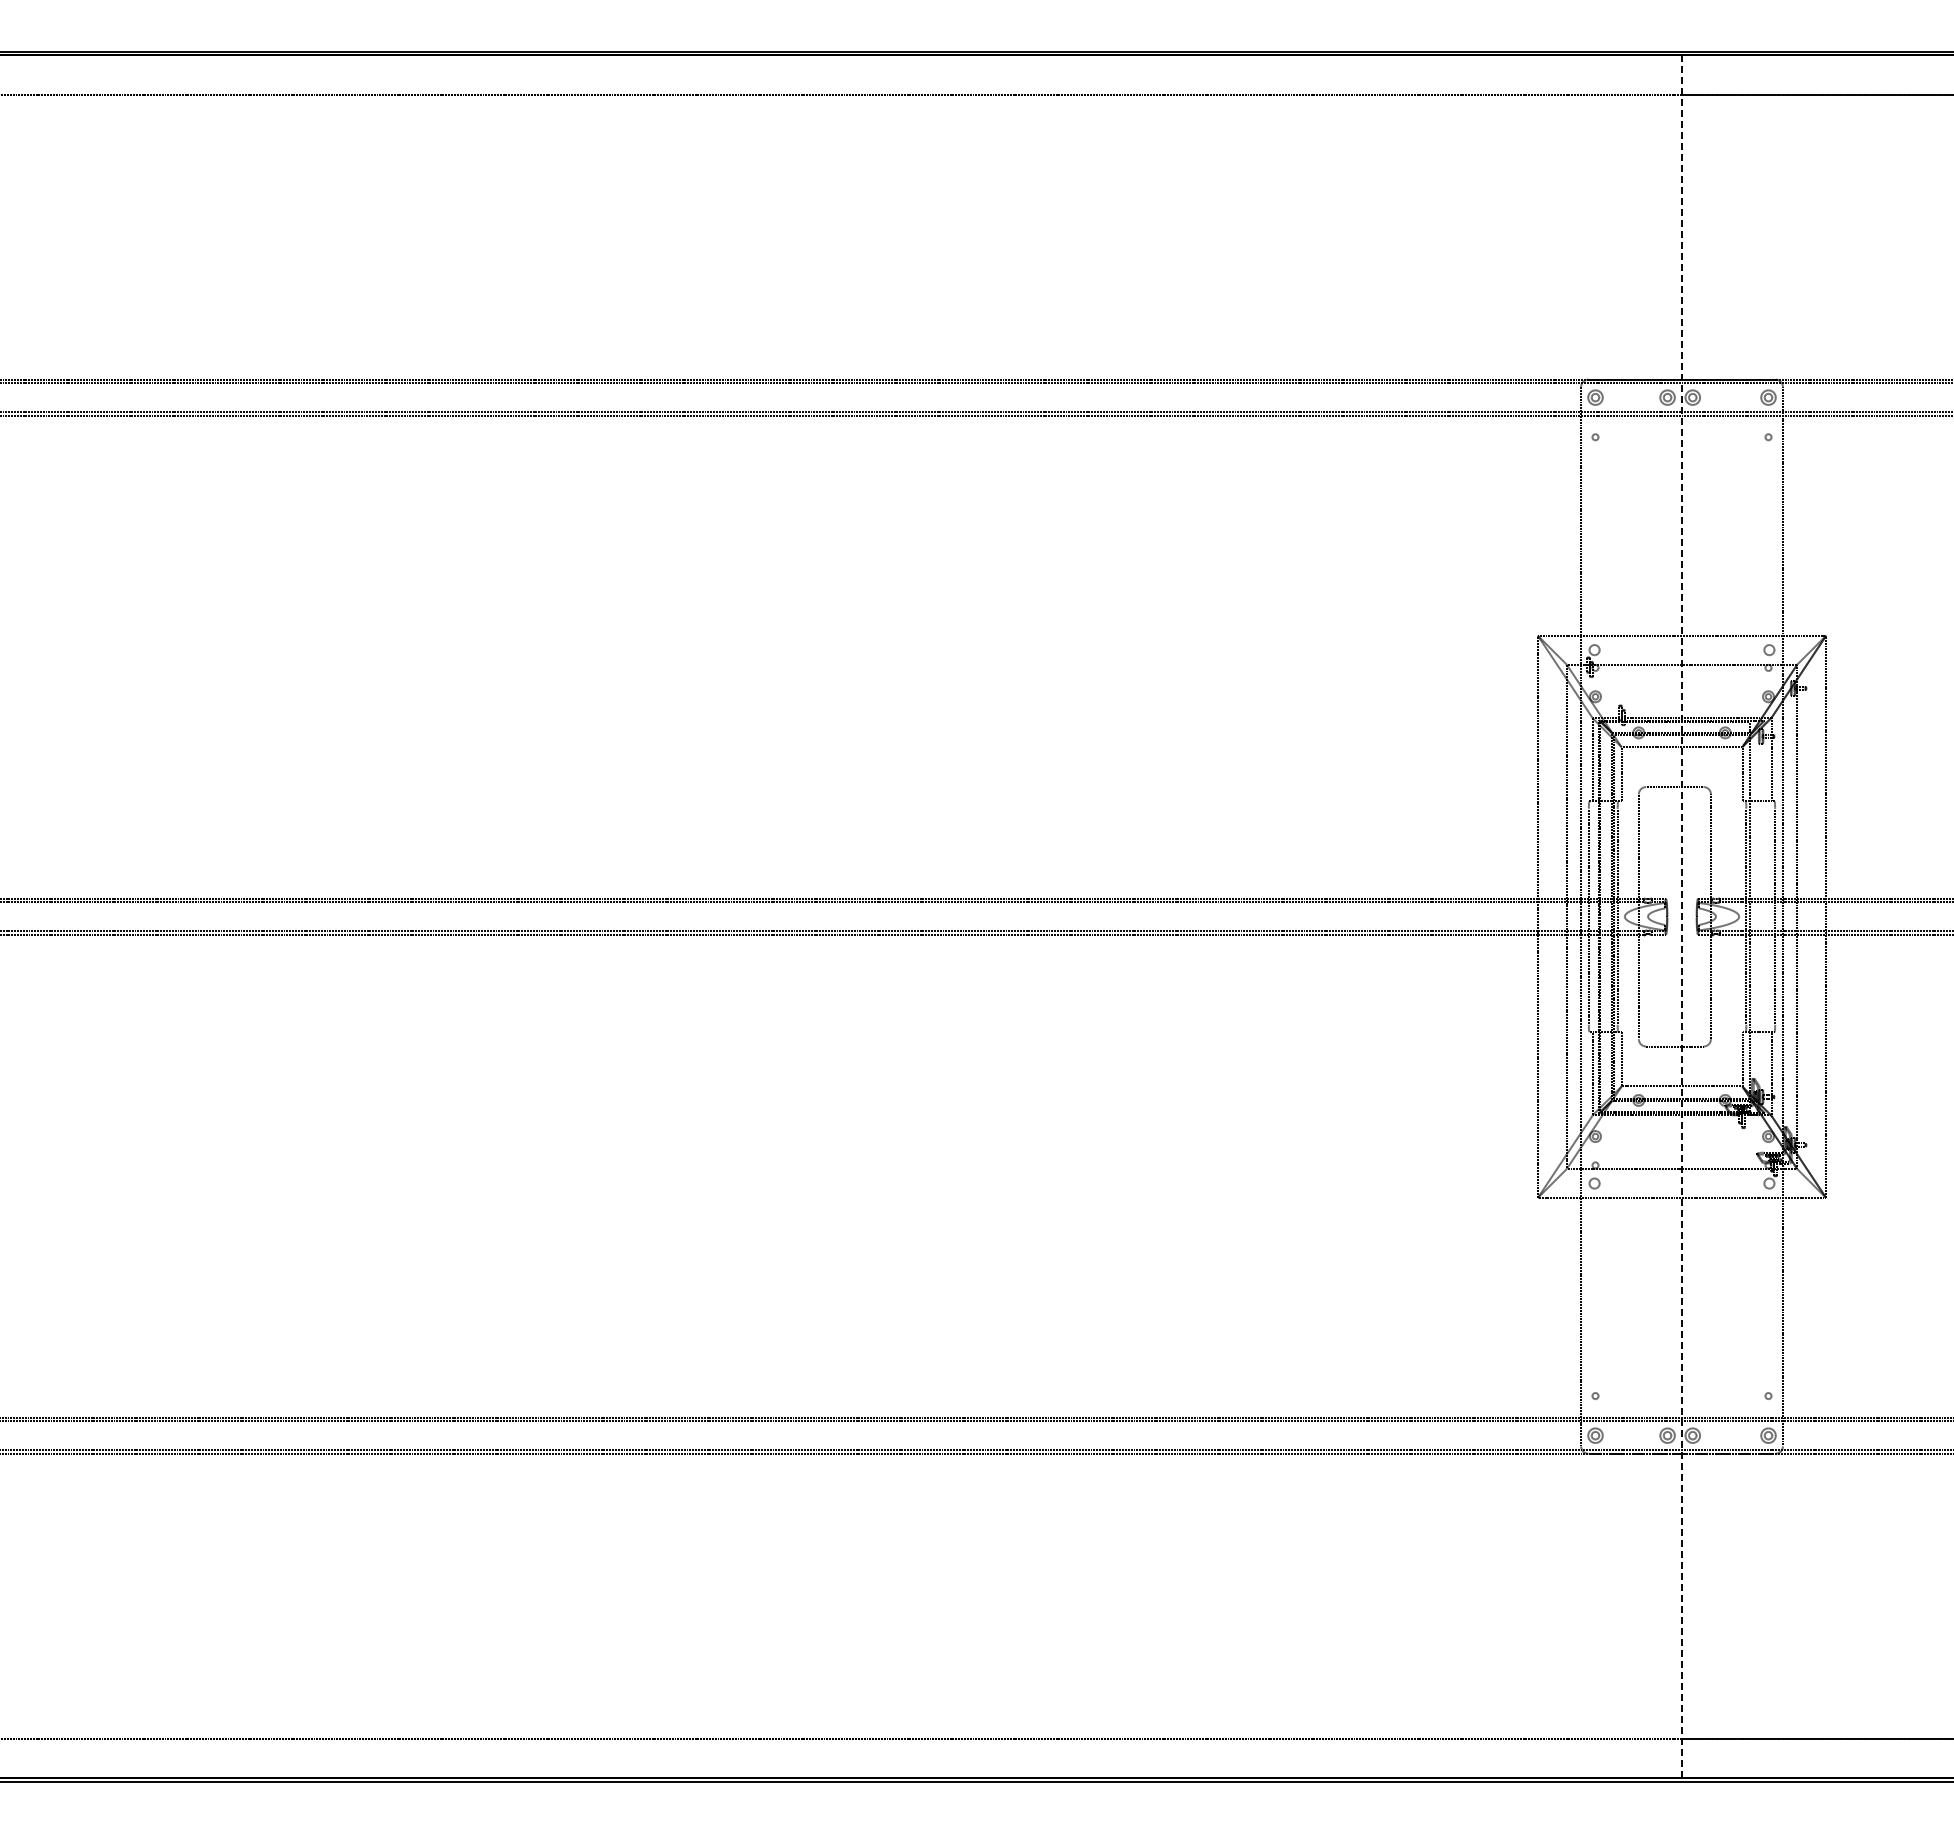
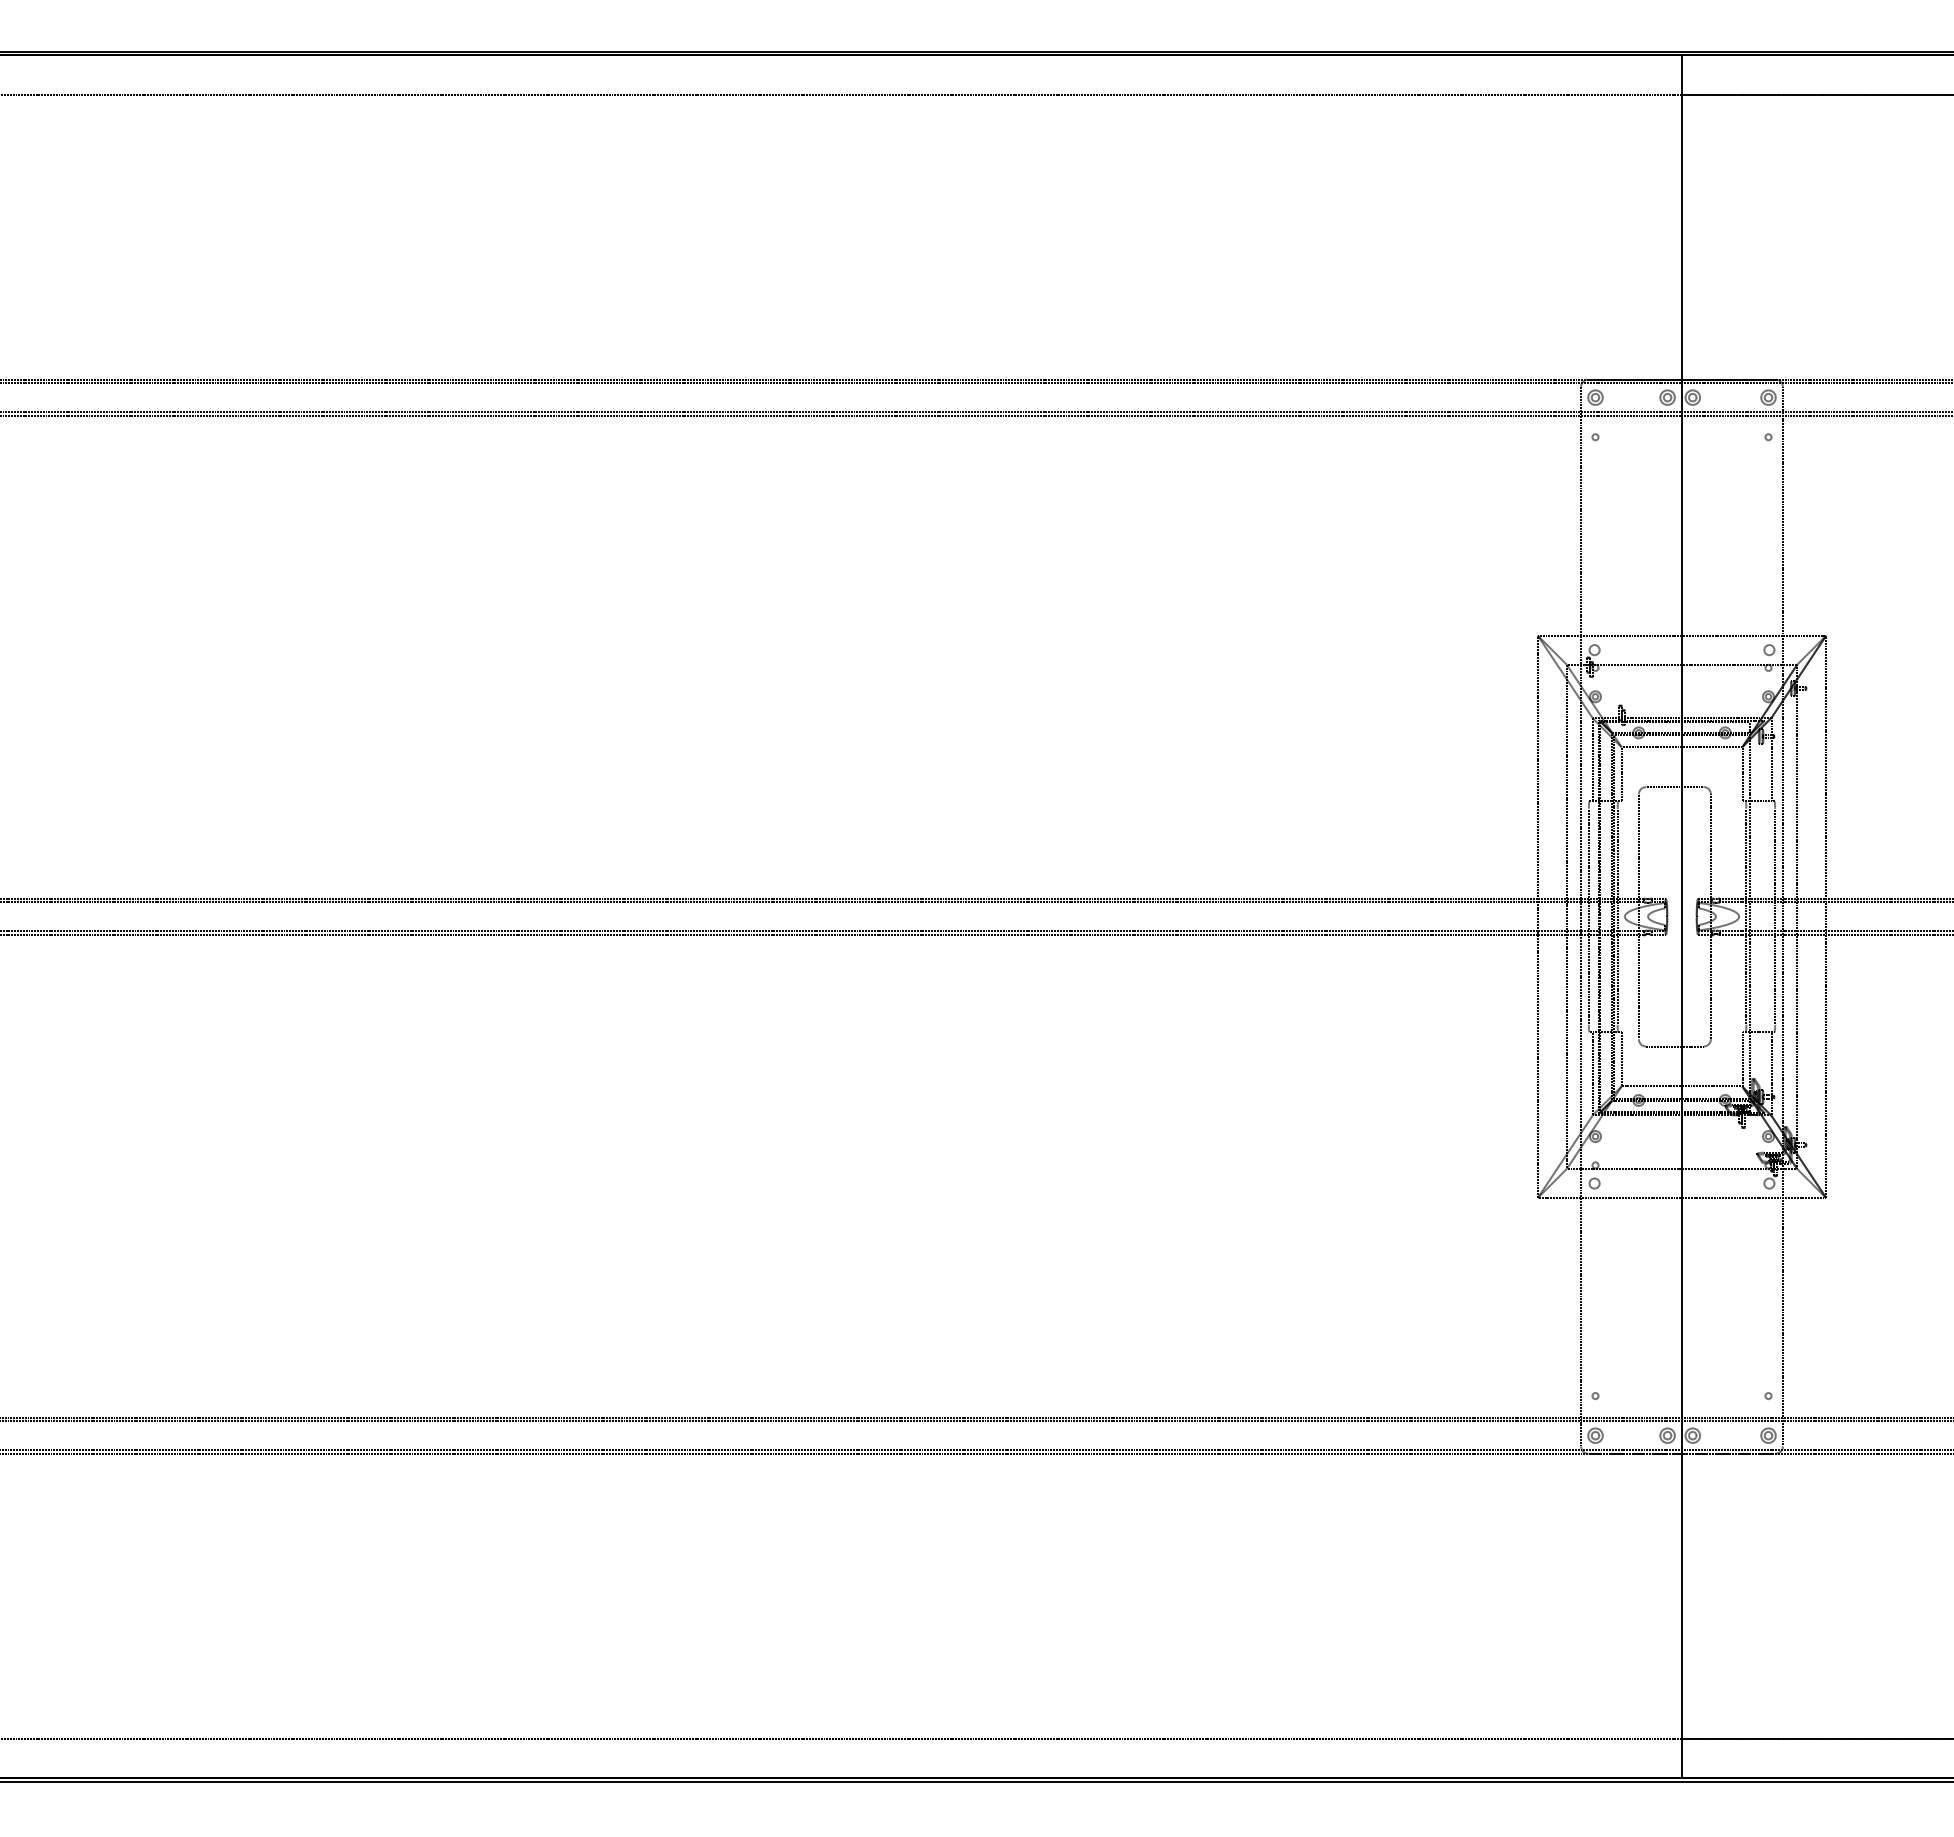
line: dashed -> solid (1682, 916)
